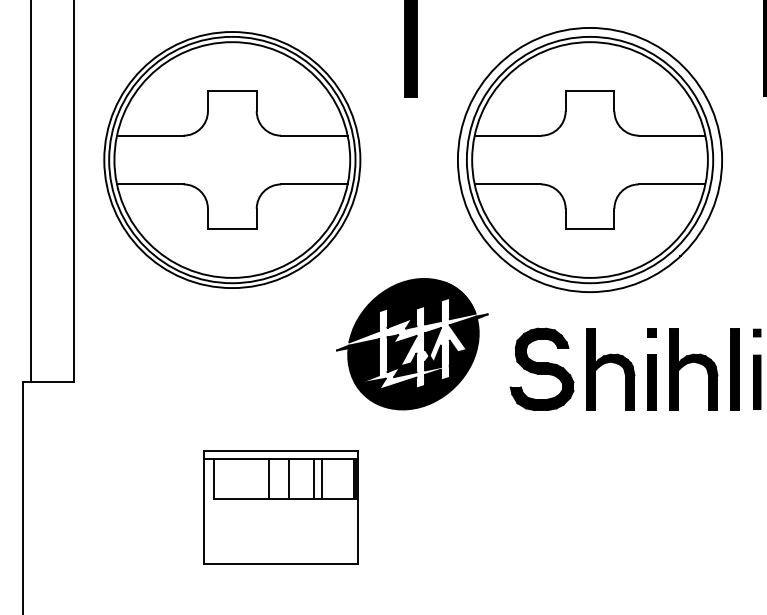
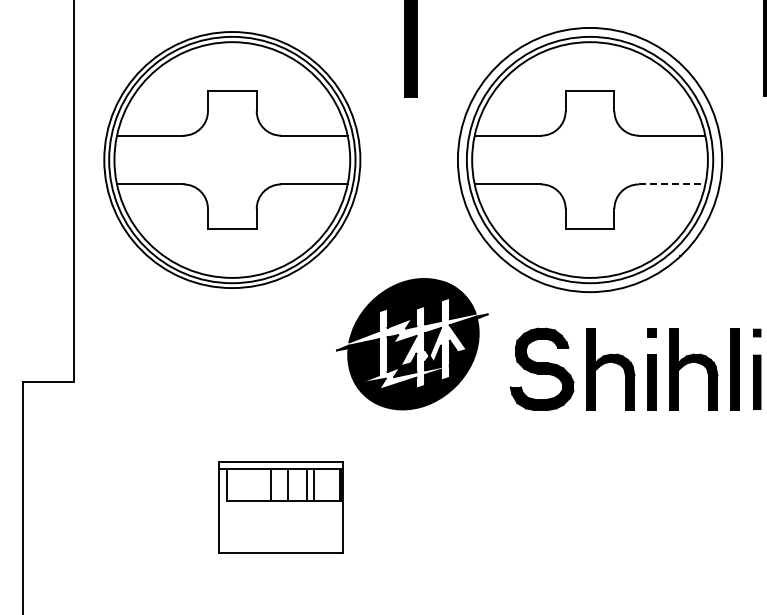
line: solid -> dashed (672, 184)
line: present -> none (31, 191)
part size: 156x115 px -> 126x93 px (280, 507)
